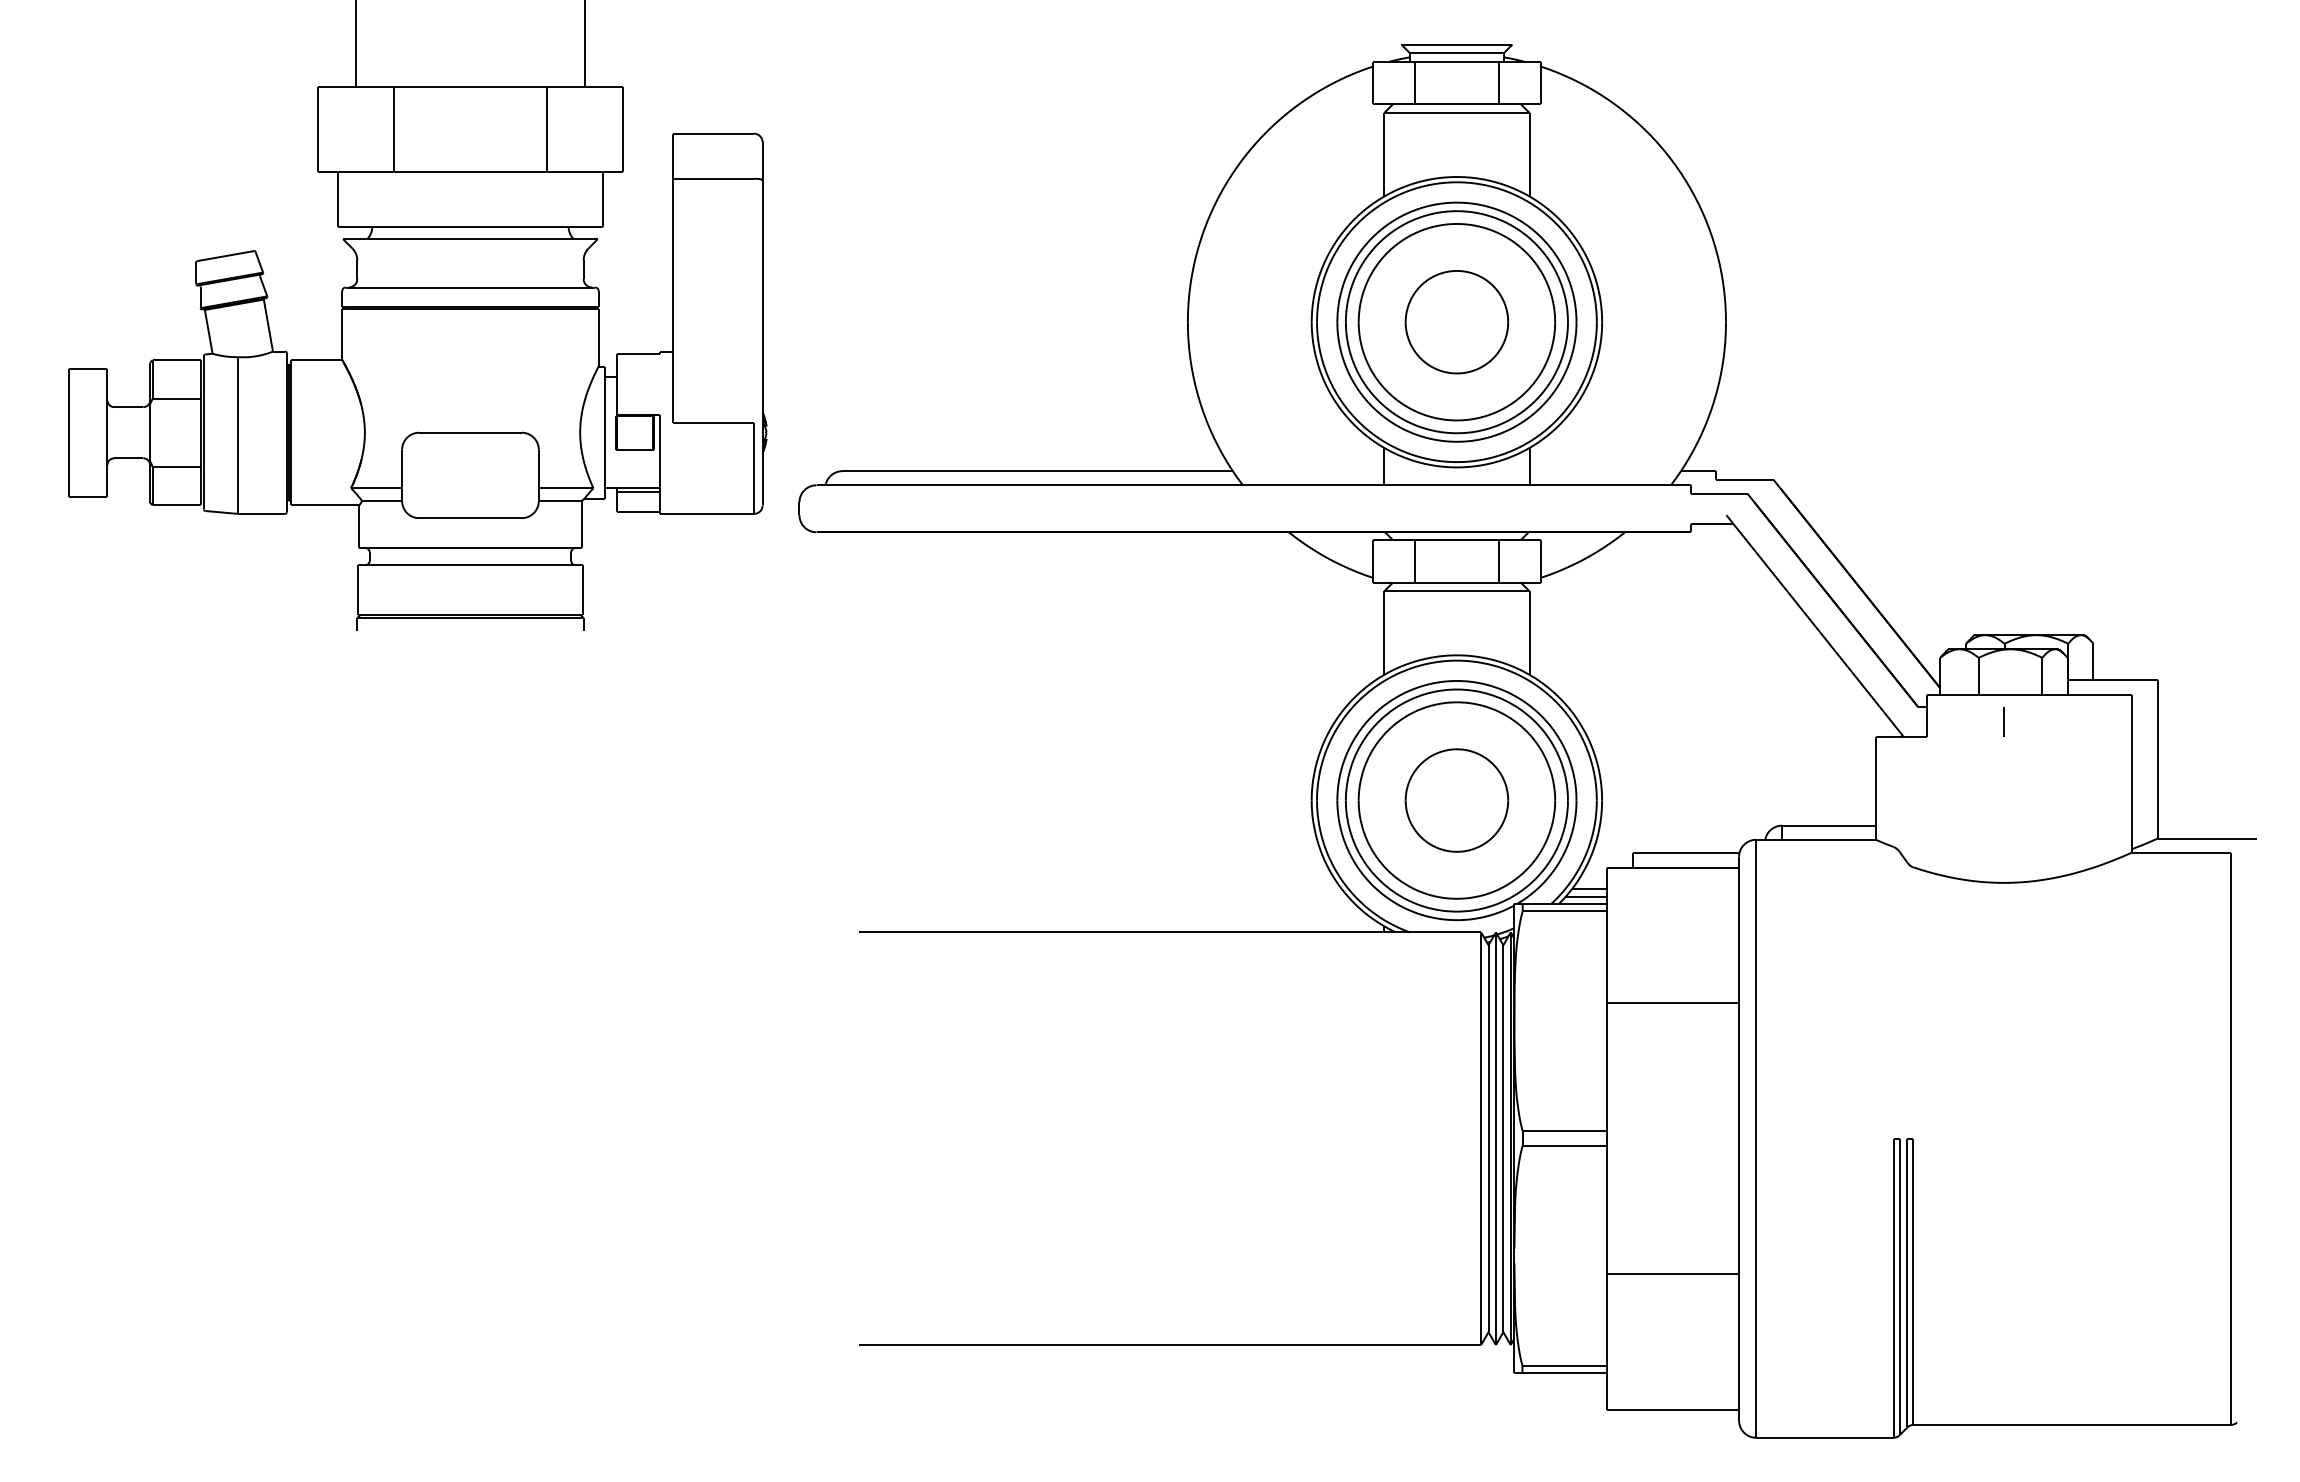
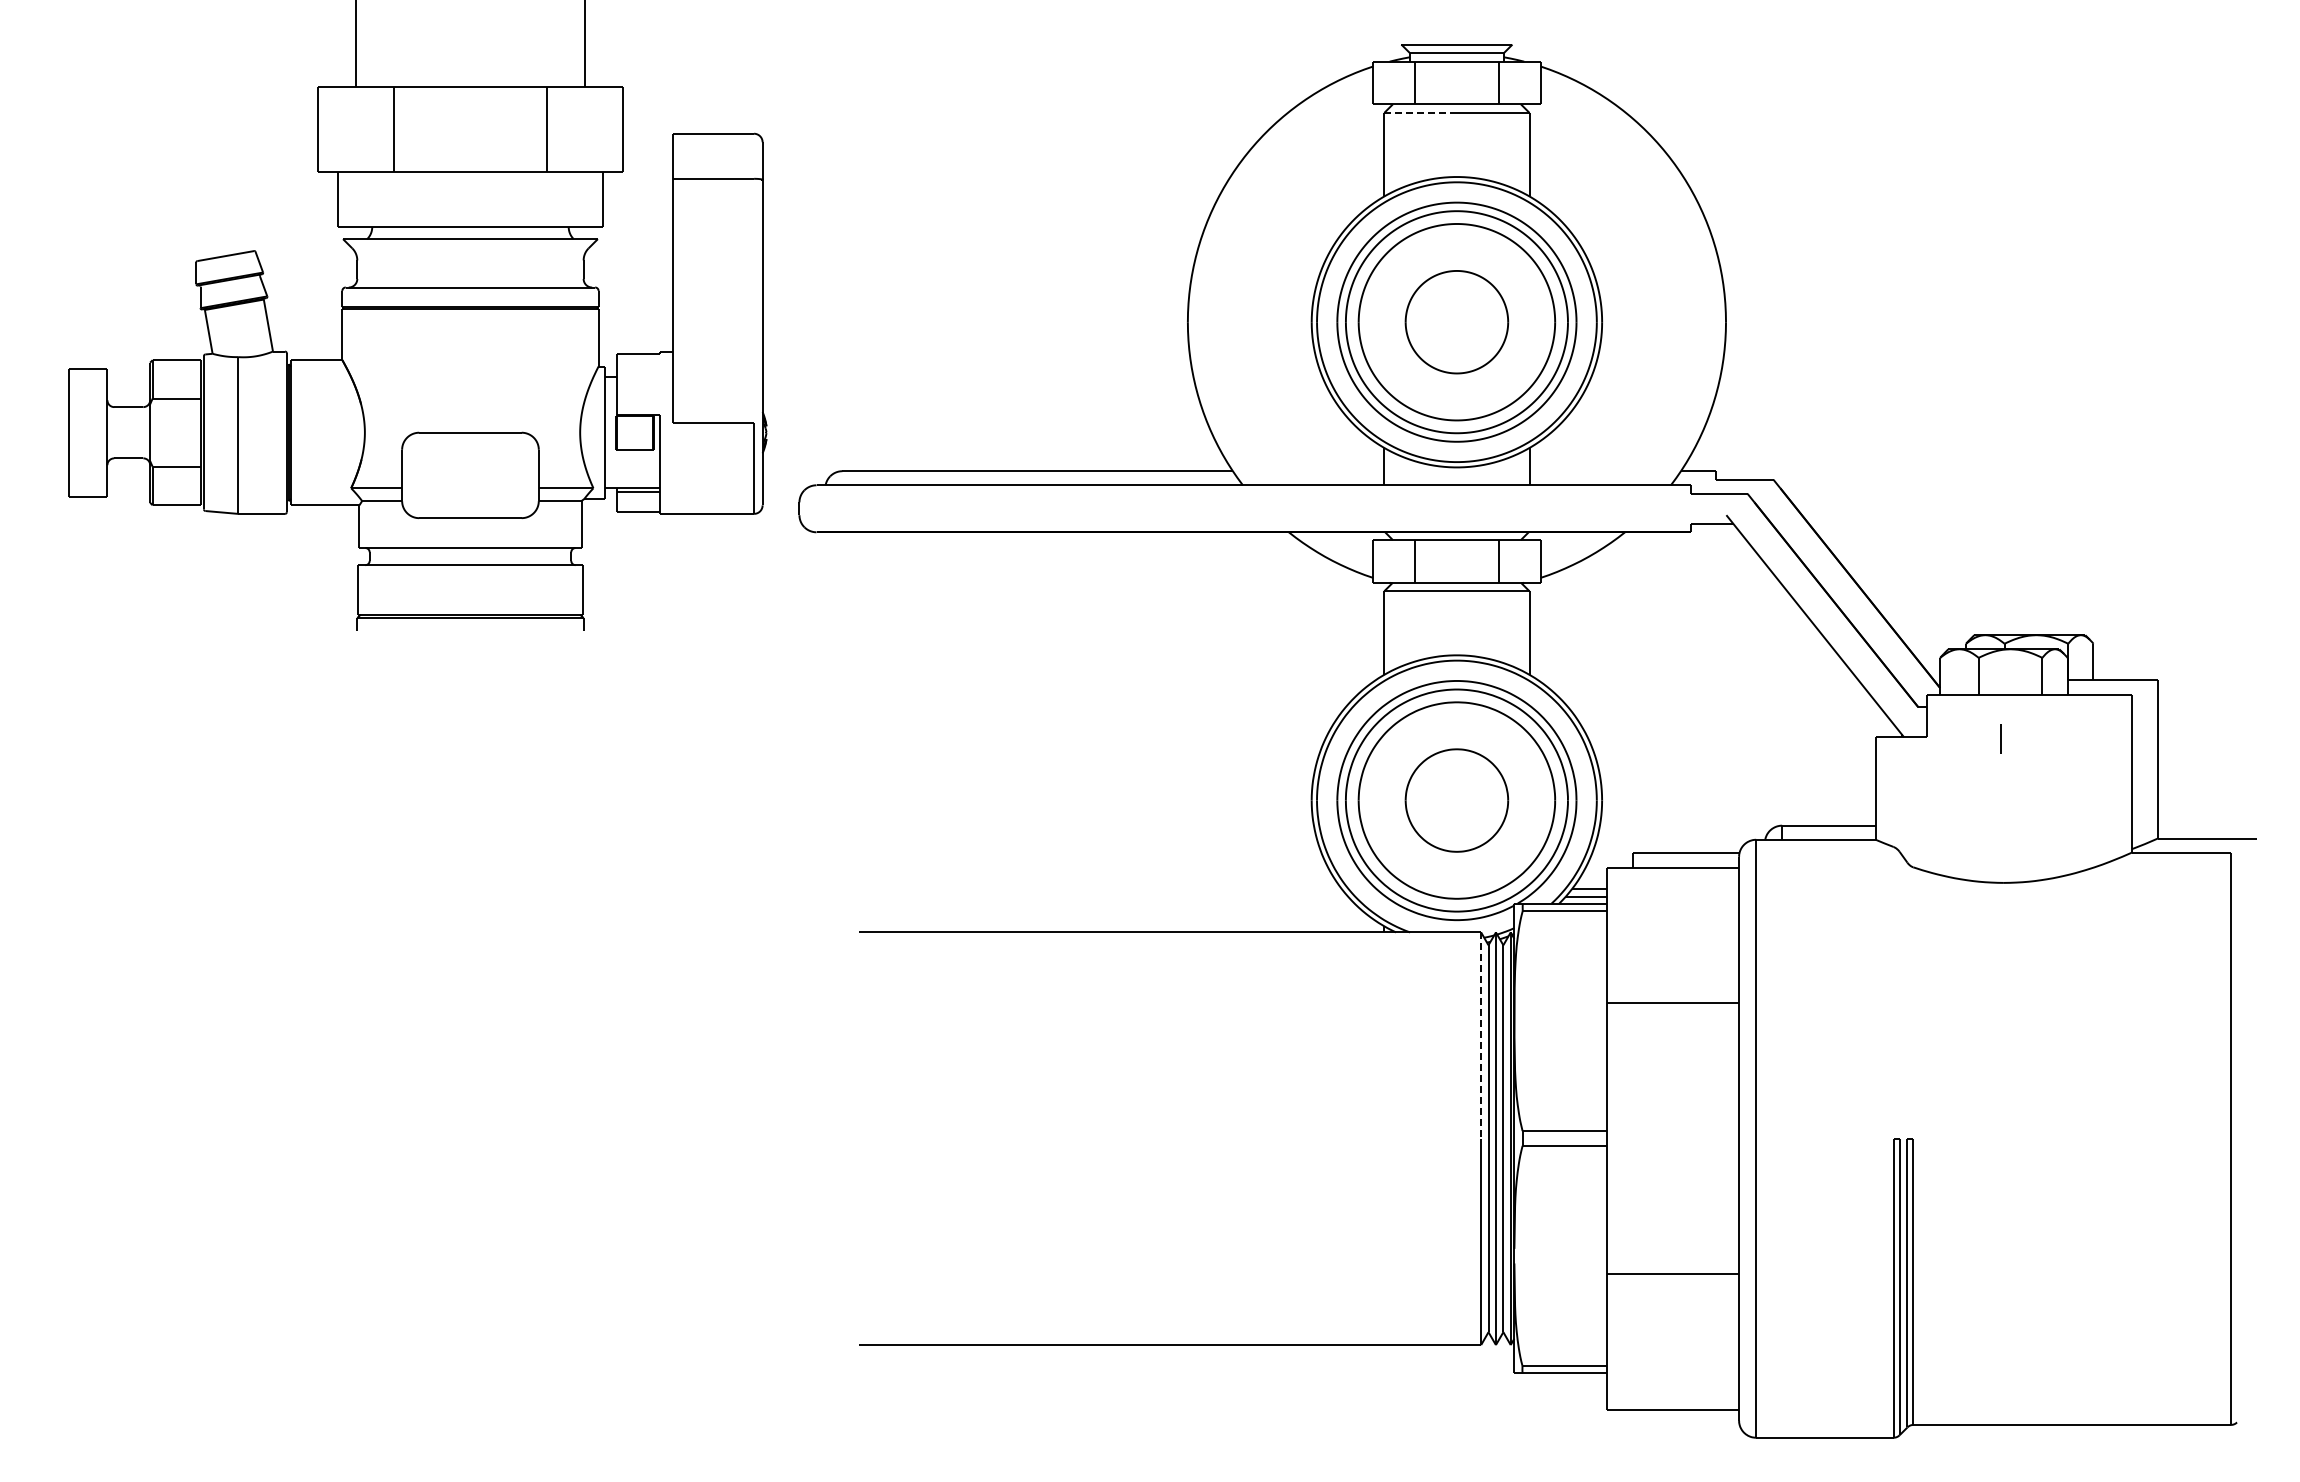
line: solid -> dashed (1421, 112)
line position: (2003, 721) -> (2000, 738) (2000, 738)
line: solid -> dashed (1481, 1036)
